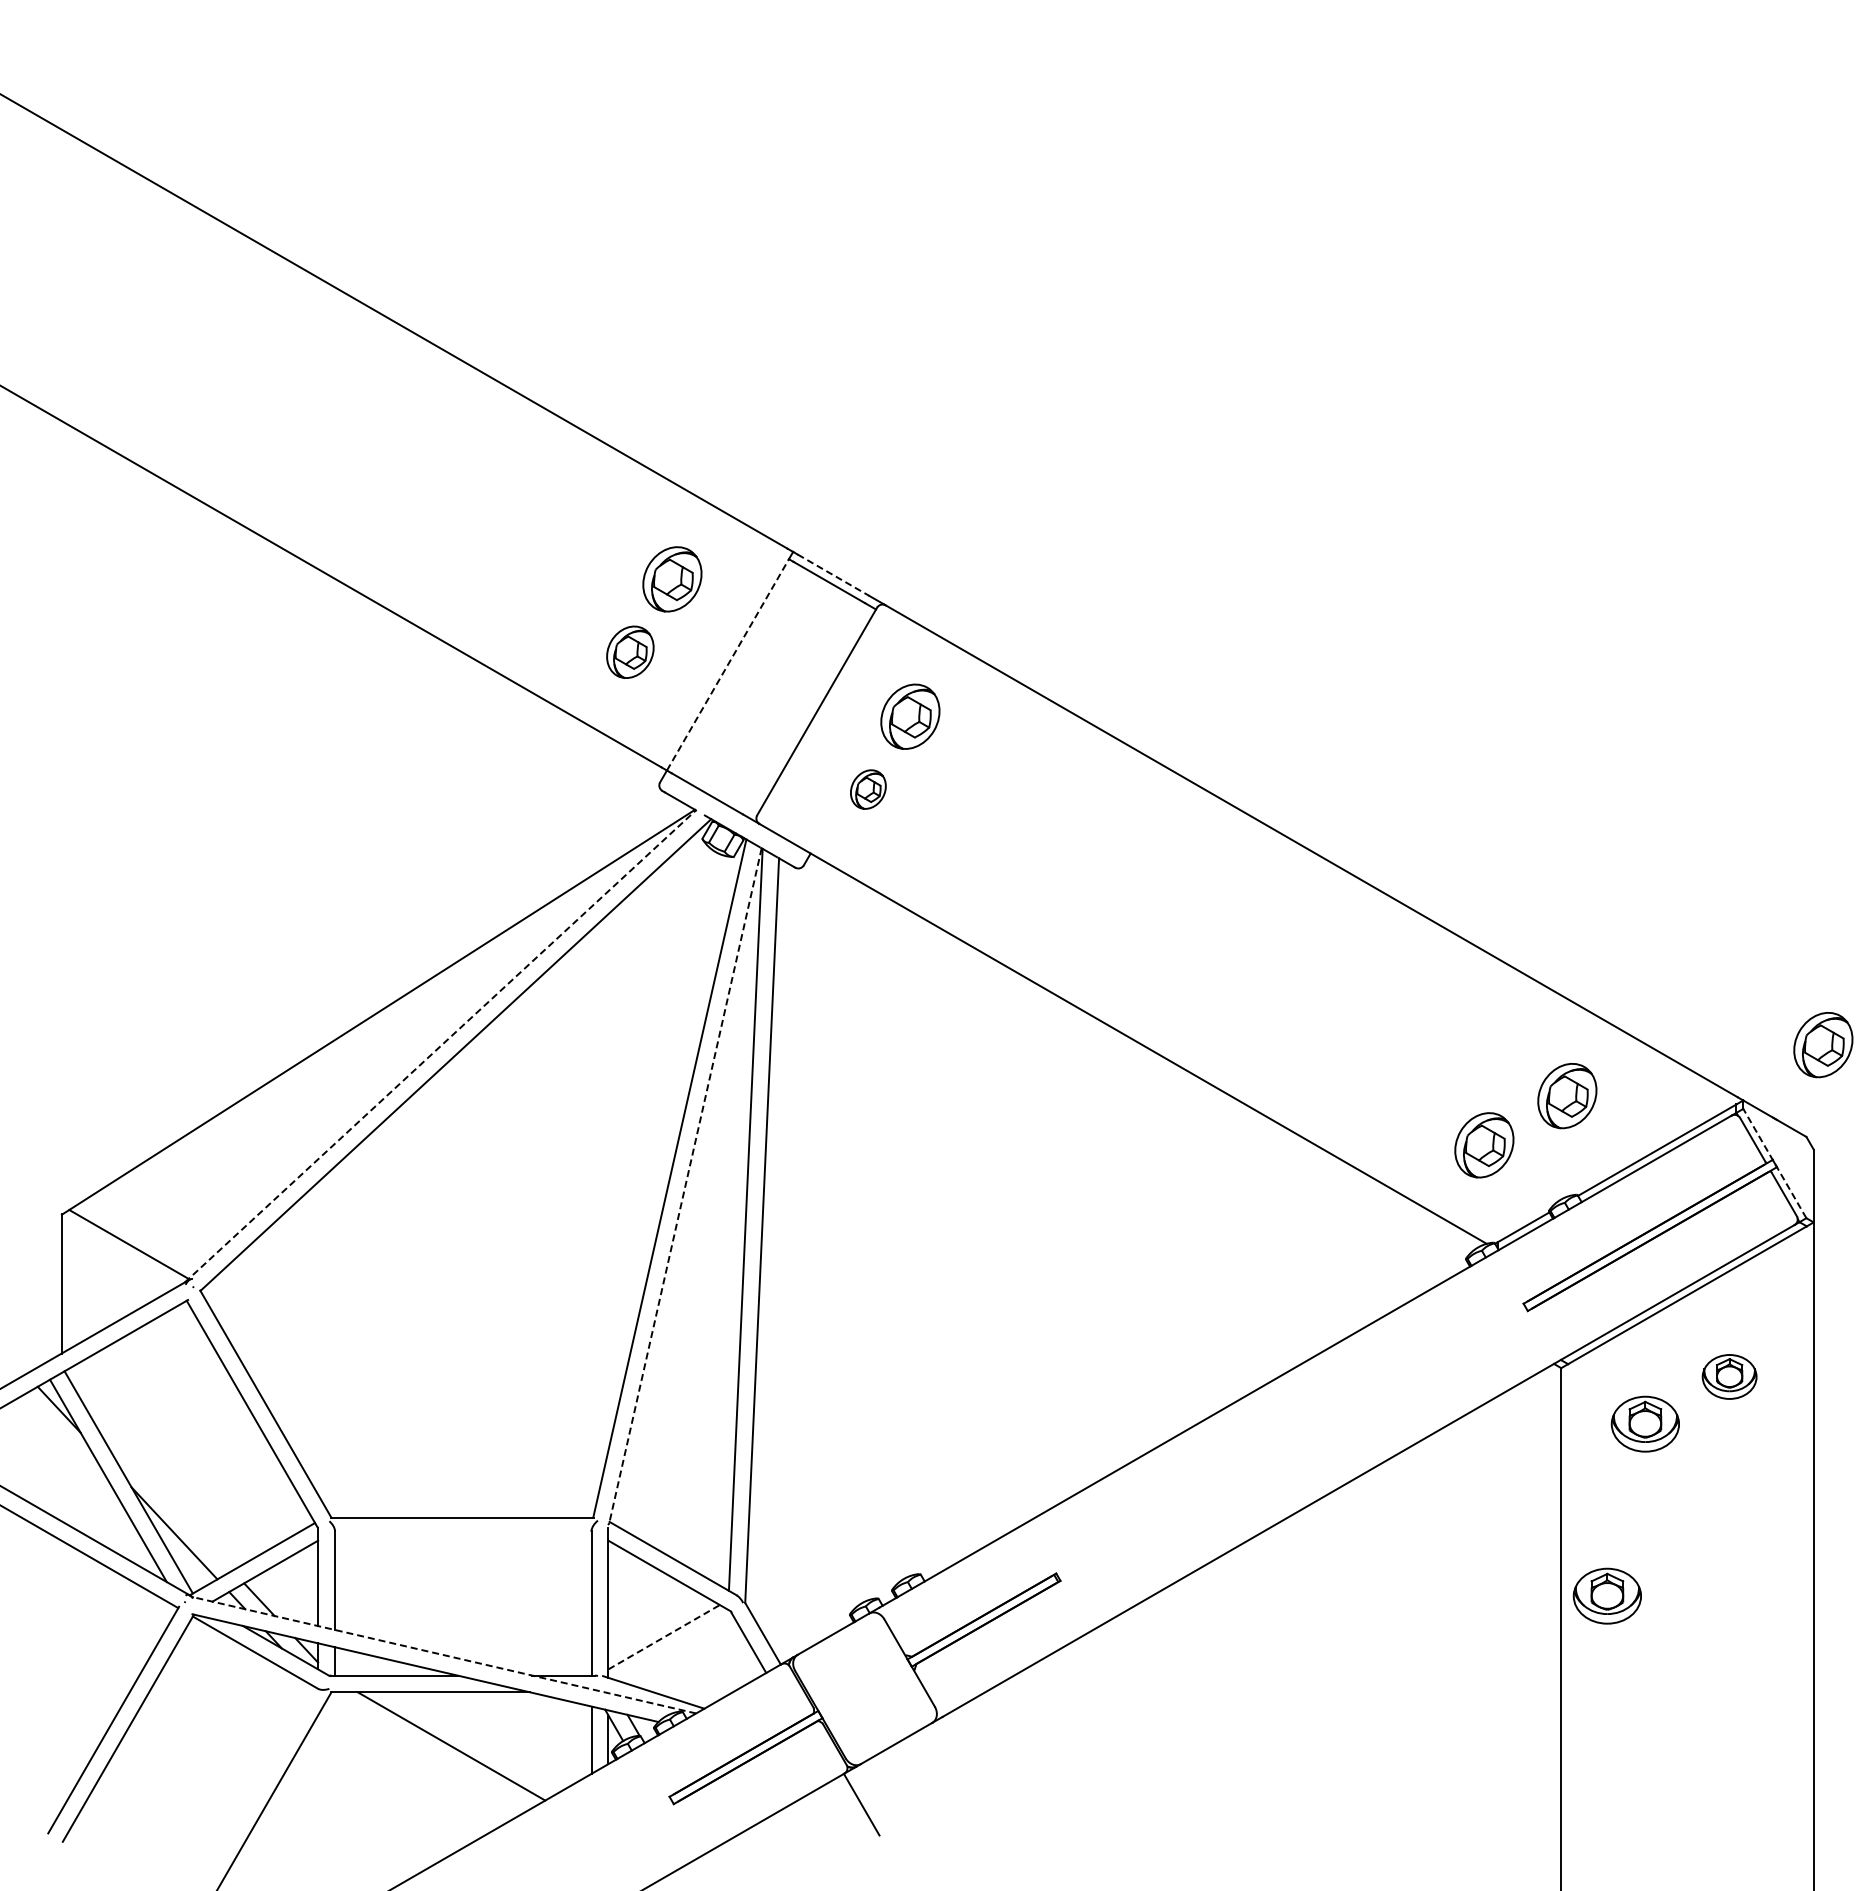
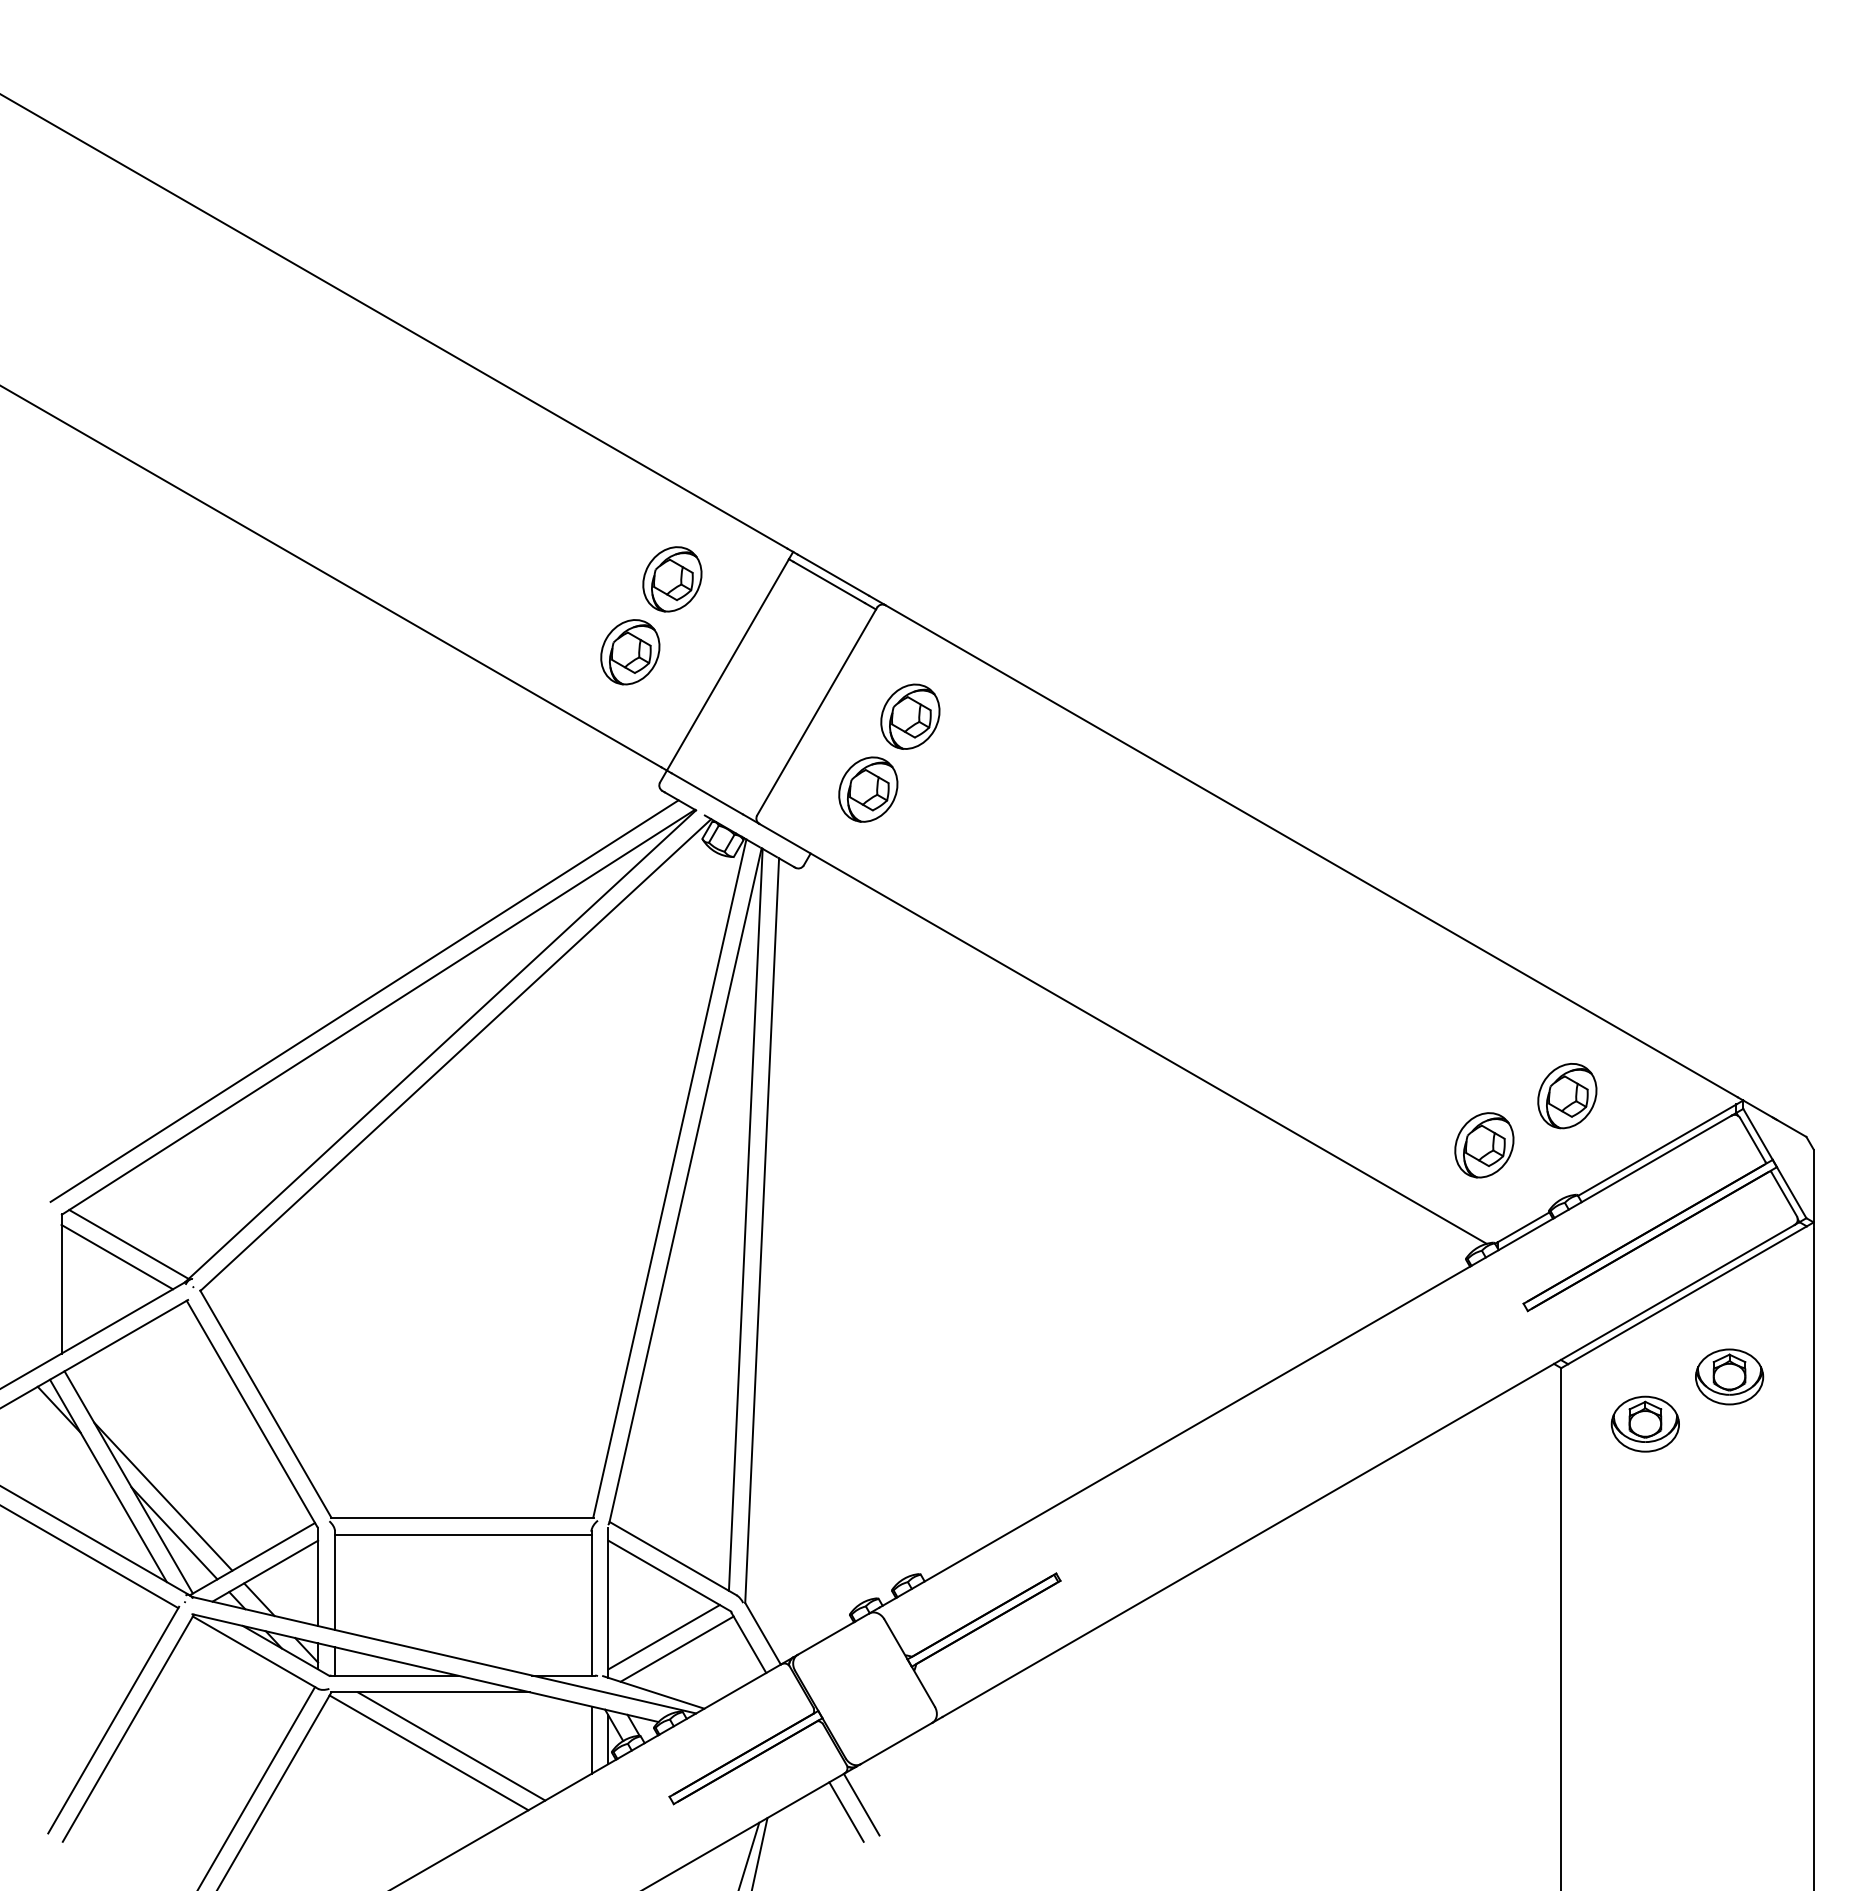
line: dashed -> solid (833, 575)
part size: 49x54 px -> 61x67 px (630, 652)
line: dashed -> solid (728, 664)
part size: 37x41 px -> 61x67 px (868, 789)
line: none -> present (364, 1000)
part: present -> none (1823, 1045)
line: dashed -> solid (440, 1046)
line: dashed -> solid (1774, 1163)
line: dashed -> solid (685, 1185)
line: none -> present (117, 1256)
part size: 57x46 px -> 70x58 px (1729, 1376)
line: none -> present (163, 1496)
line: none -> present (462, 1534)
part: present -> none (1606, 1595)
line: dashed -> solid (664, 1636)
line: none -> present (676, 1648)
line: dashed -> solid (444, 1655)
line: none -> present (428, 1752)
line: none -> present (257, 1787)
line: none -> present (846, 1811)
line: none -> present (759, 1852)
line: none -> present (749, 1854)
